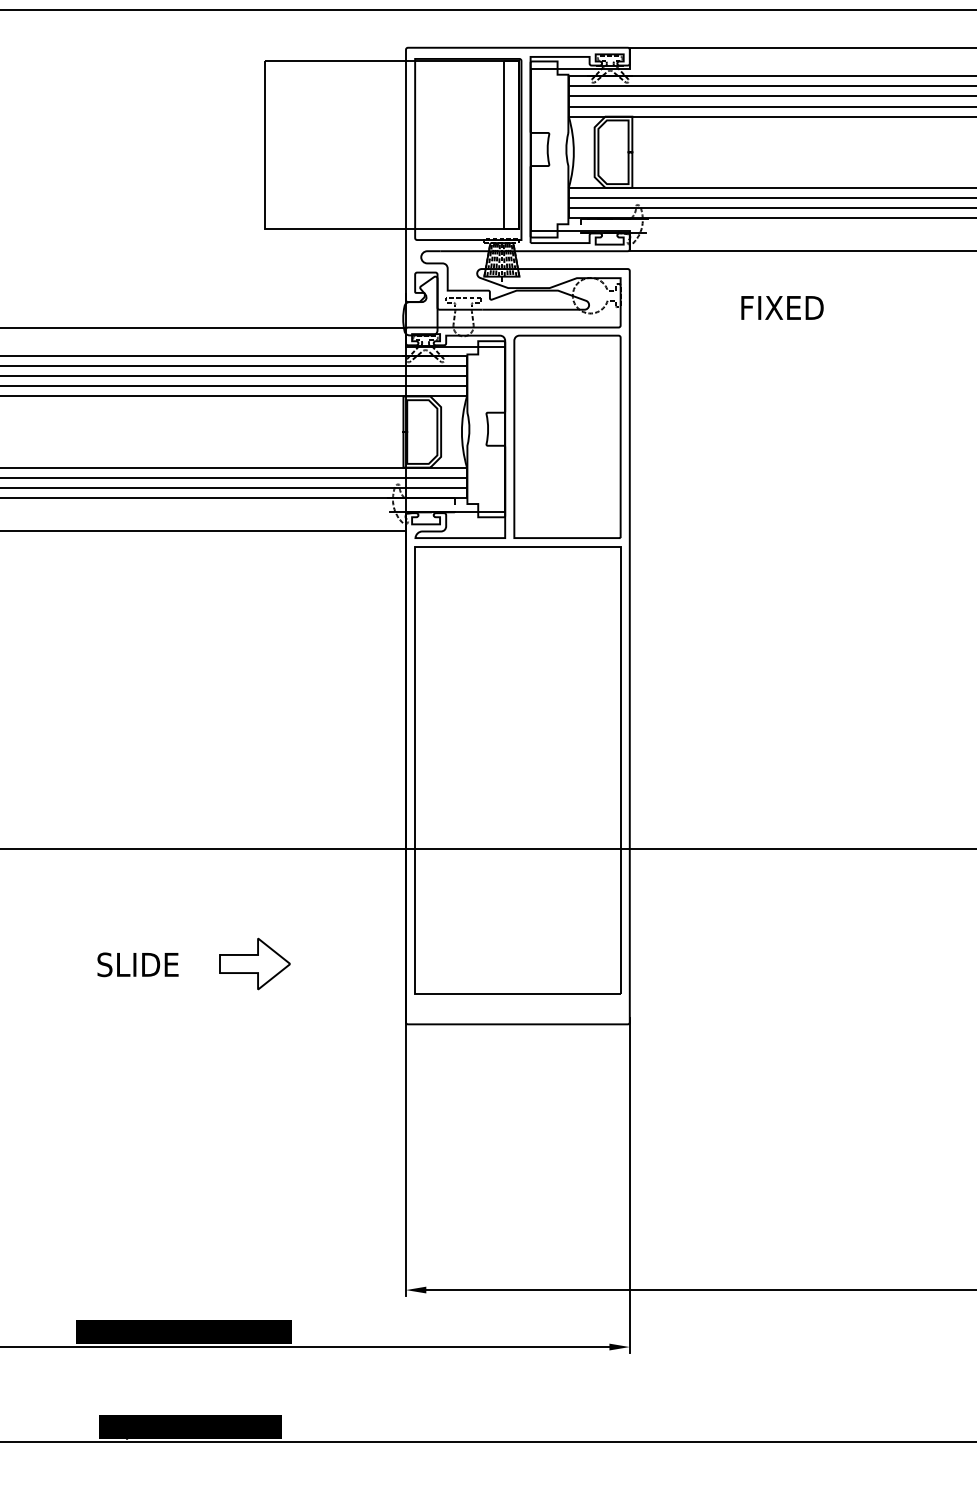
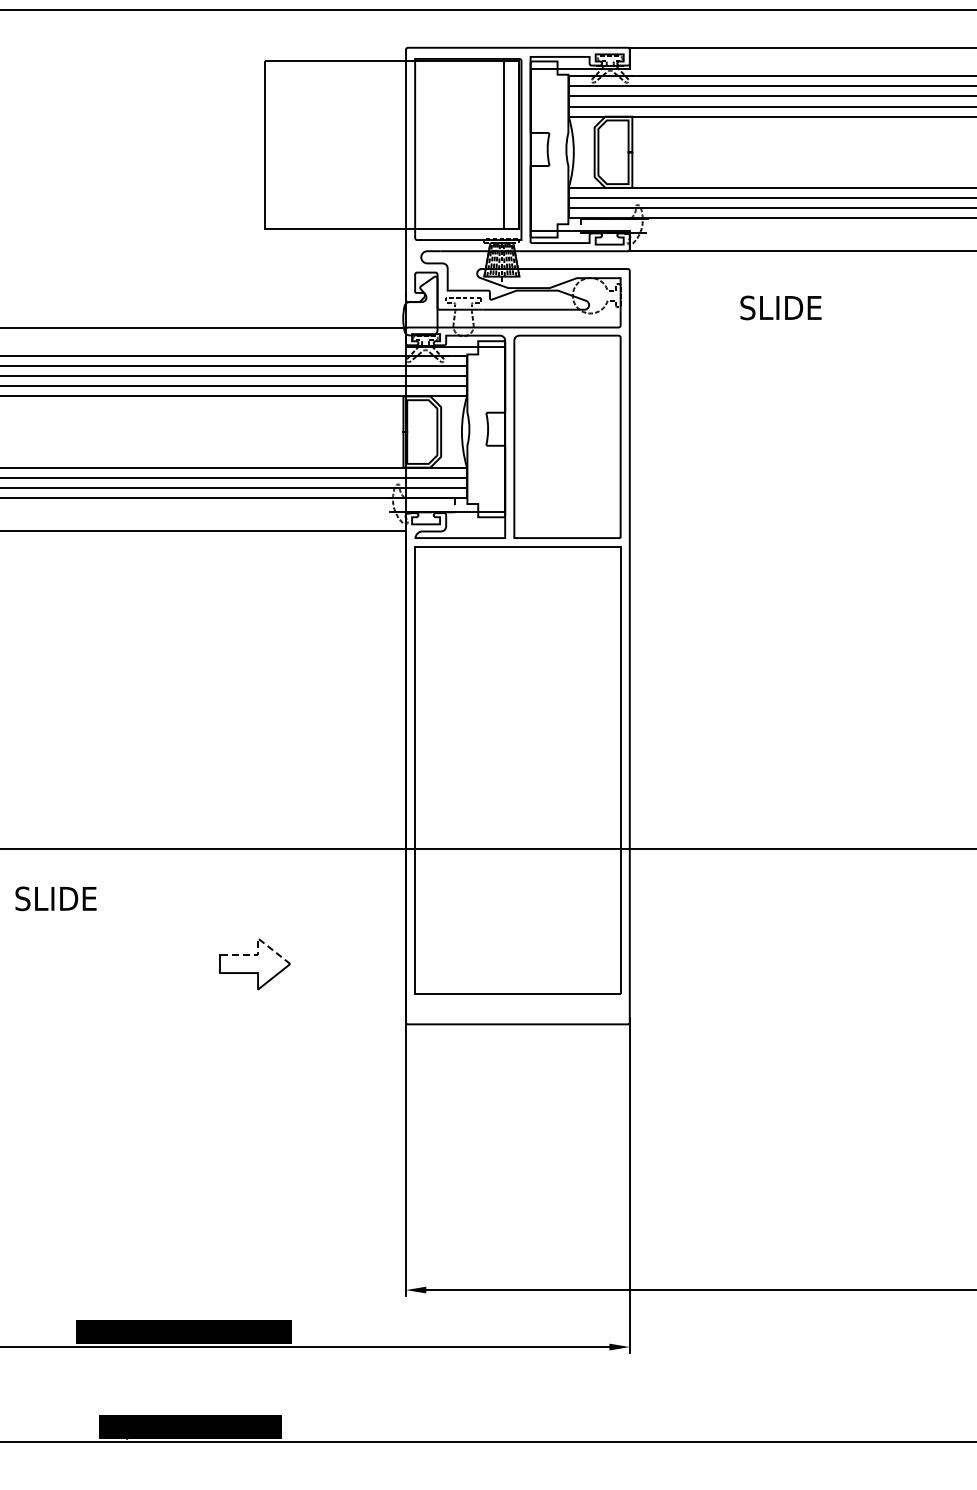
text: FIXED -> SLIDE (781, 307)
line: solid -> dashed (258, 945)
text position: (137, 964) -> (55, 898) (55, 898)
